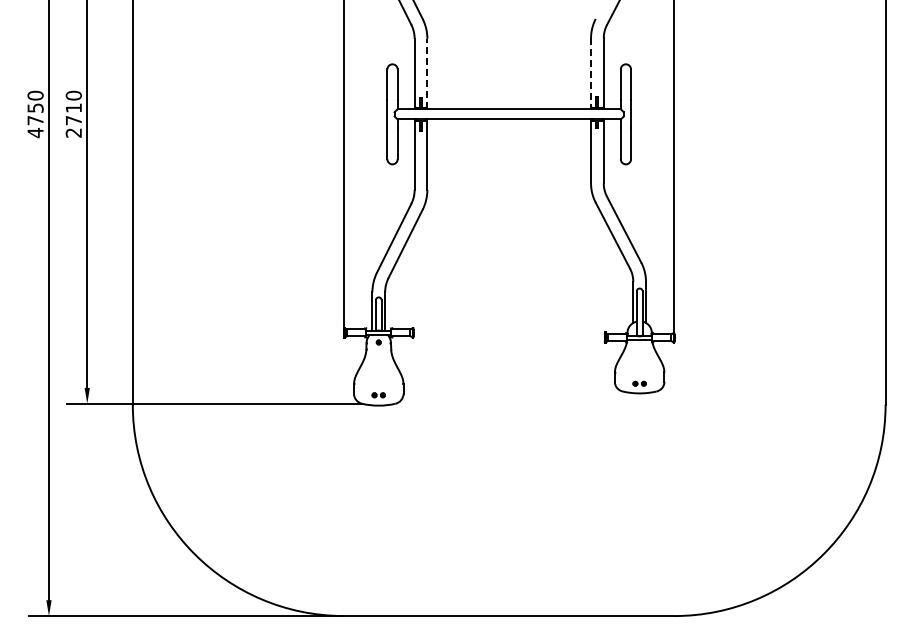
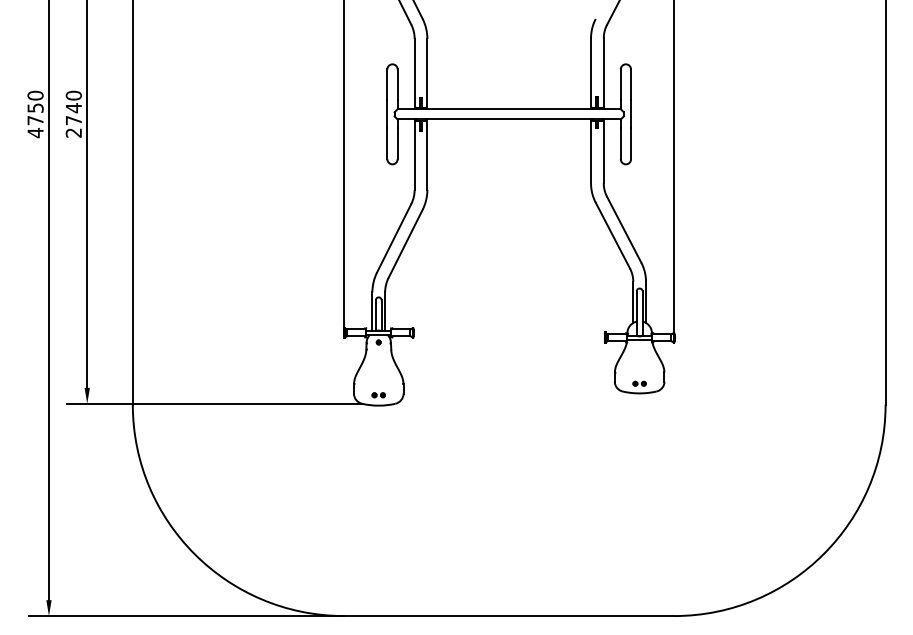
line: dashed -> solid (427, 73)
line: dashed -> solid (591, 74)
text: 2710 -> 2740 (73, 108)
